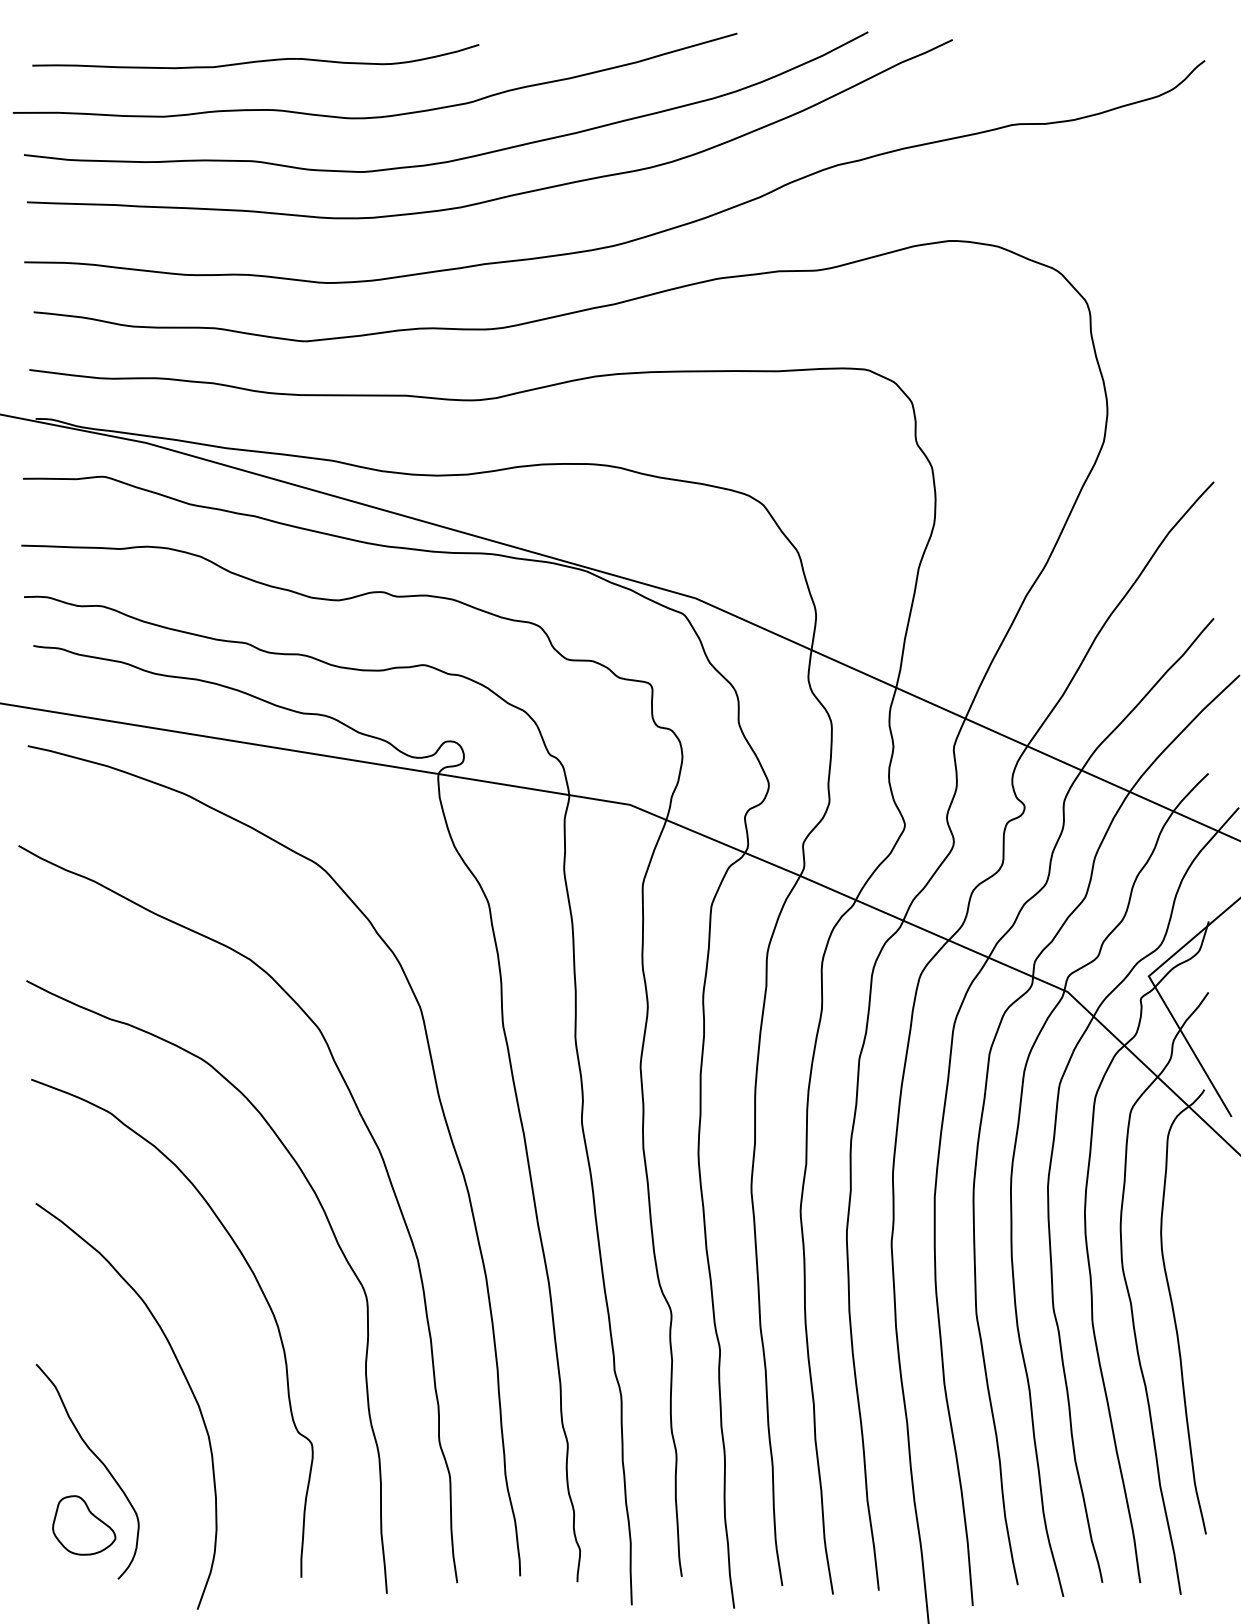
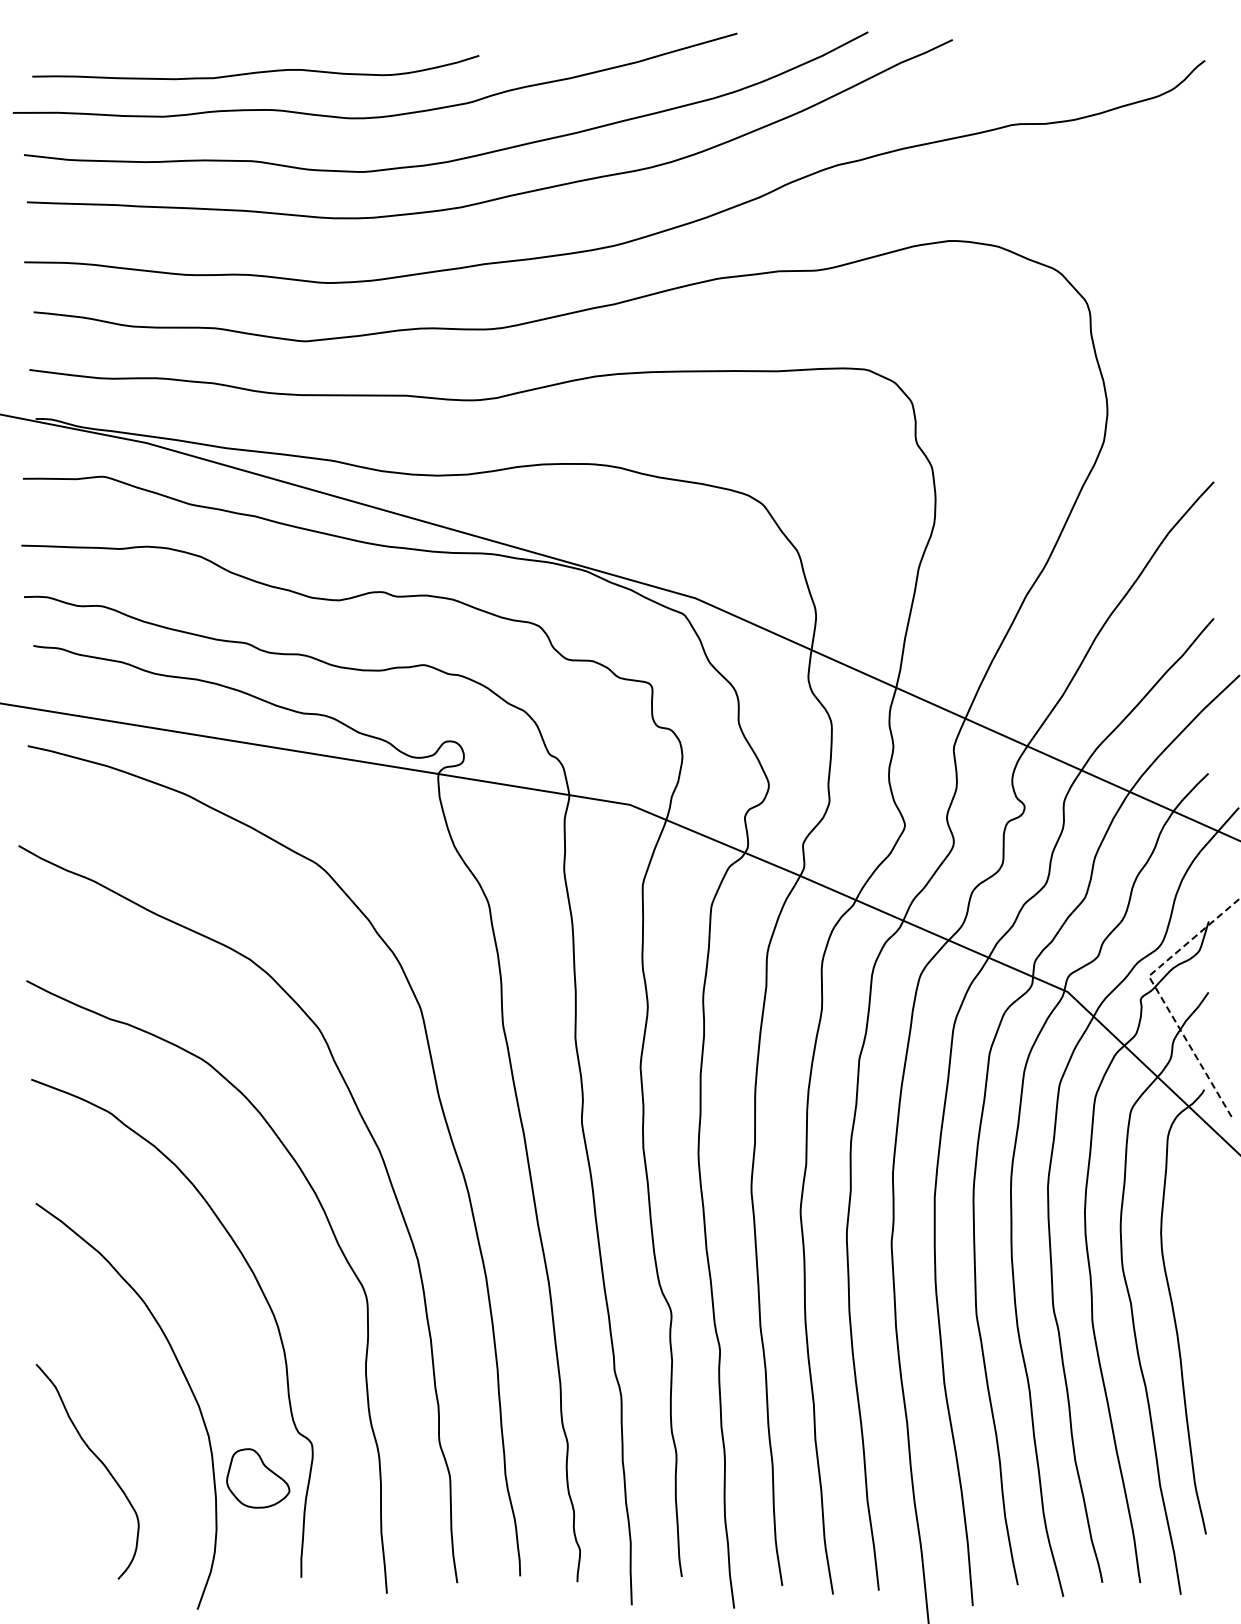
curve position: (255, 60) -> (255, 71) (255, 71)
line: solid -> dashed (1159, 994)
part position: (84, 1525) -> (258, 1478) (258, 1478)
